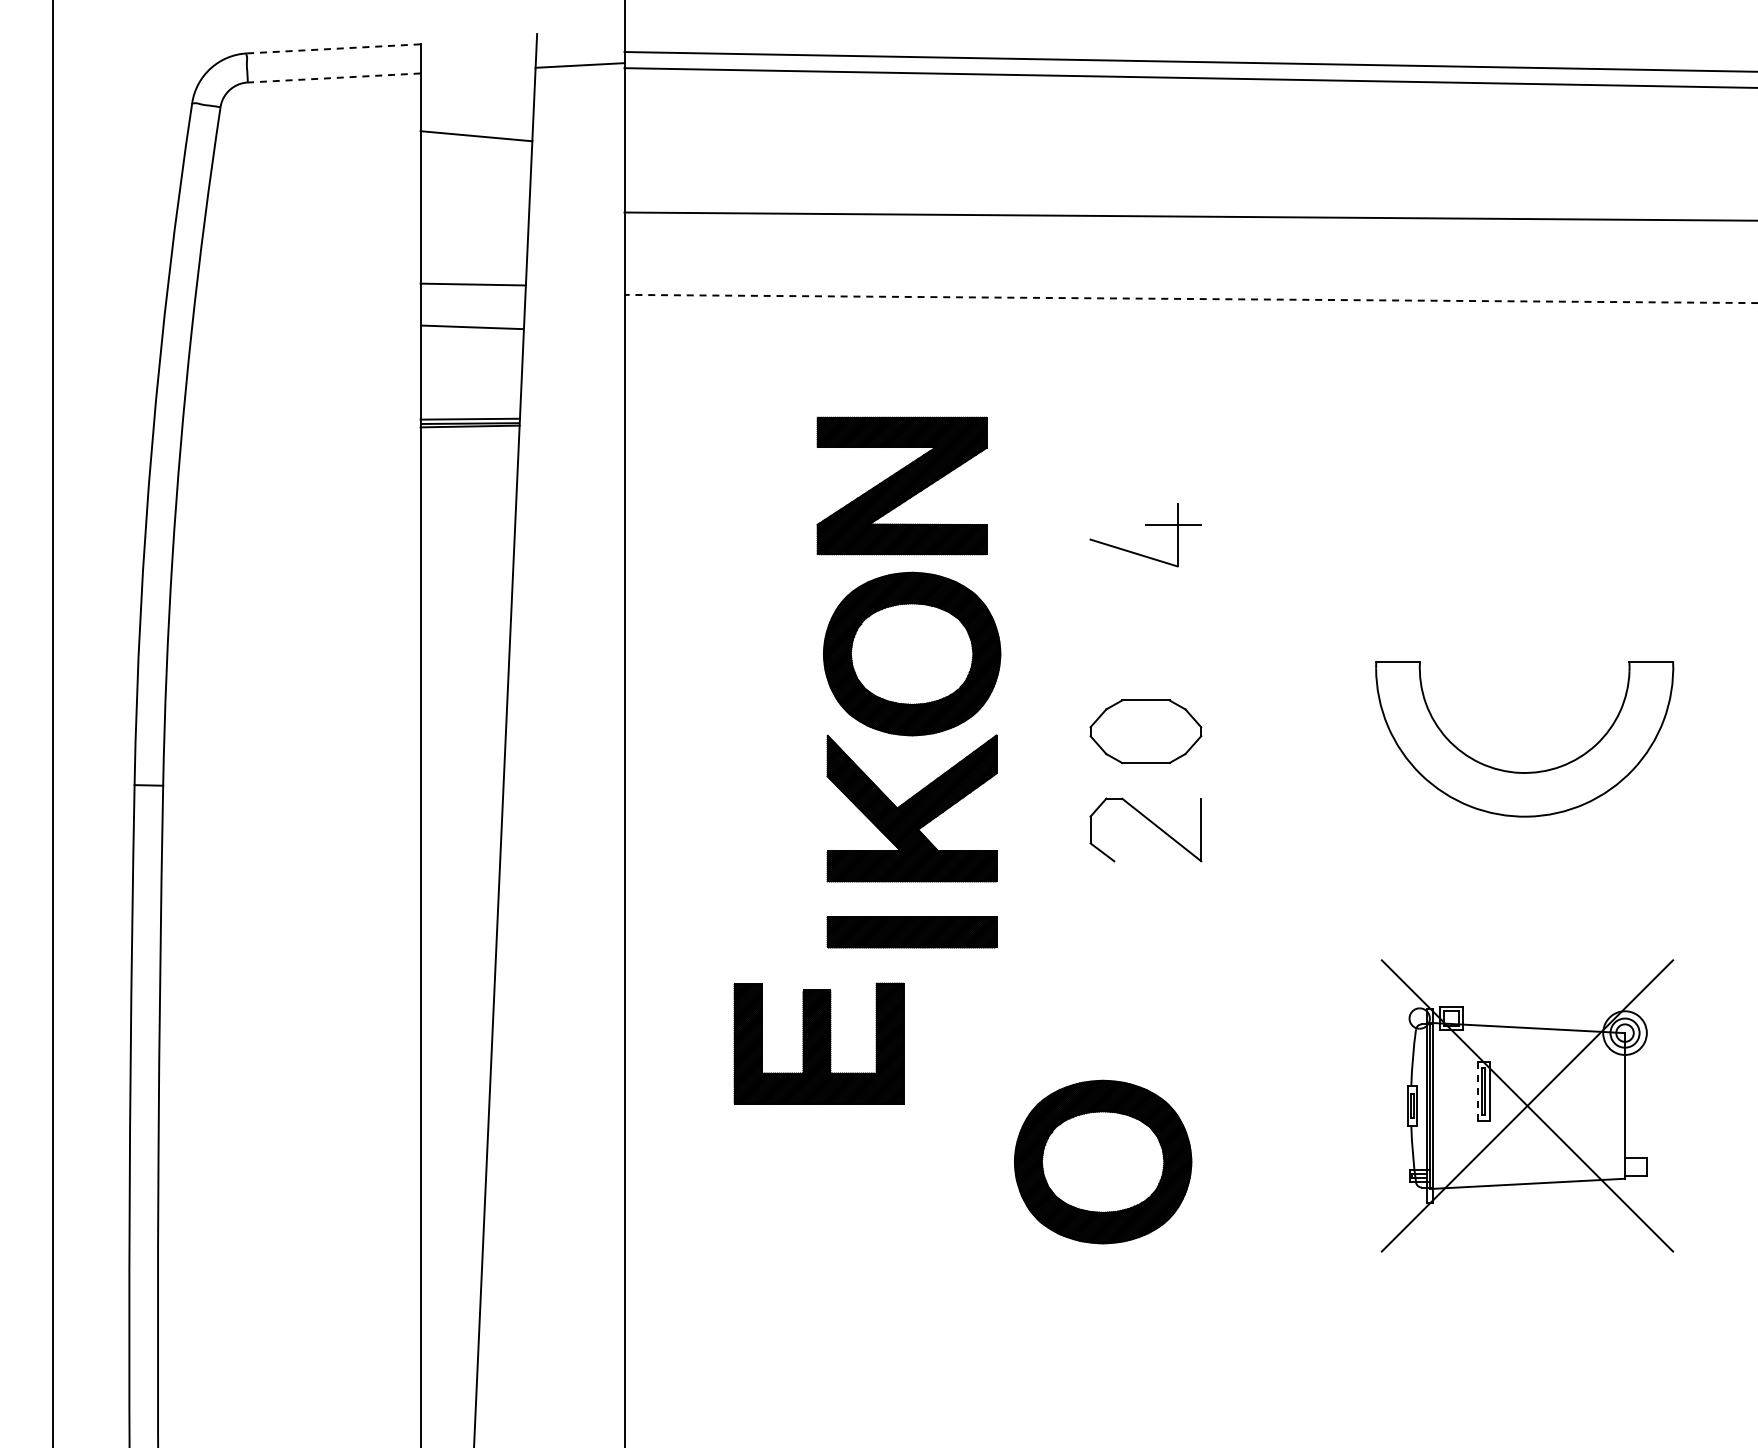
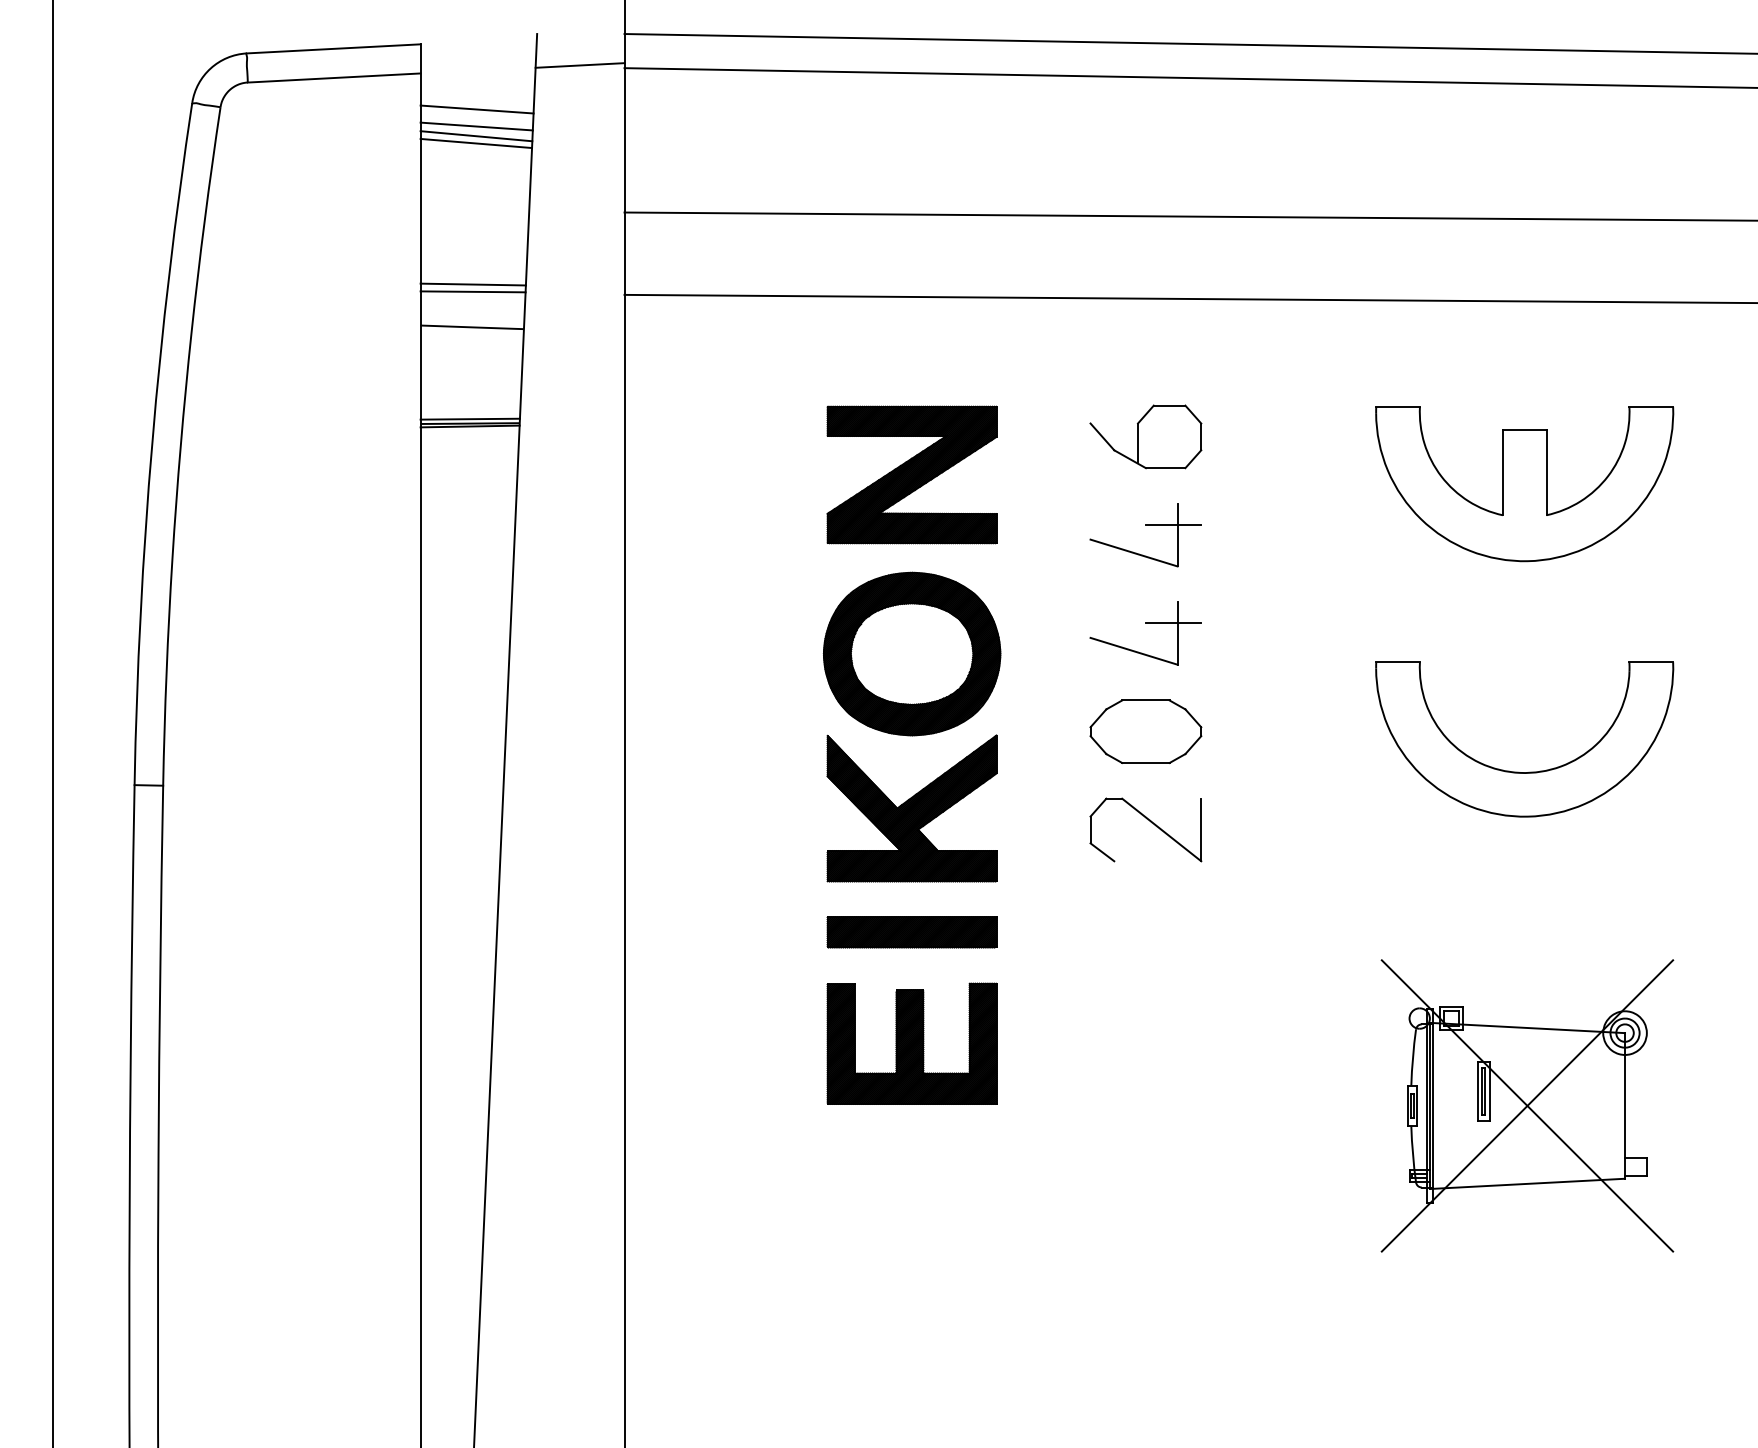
line: dashed -> solid (333, 48)
line position: (1189, 61) -> (1189, 43) (1189, 43)
line: dashed -> solid (334, 78)
line: none -> present (476, 109)
line: none -> present (476, 126)
line: none -> present (476, 143)
line: none -> present (472, 291)
line: dashed -> solid (1190, 298)
part: none -> present (1145, 436)
part: none -> present (1524, 484)
part position: (901, 485) -> (911, 474) (911, 474)
part: none -> present (1145, 623)
part position: (818, 1043) -> (911, 1043) (911, 1043)
line: dashed -> solid (1477, 1091)
part: present -> none (1102, 1161)
